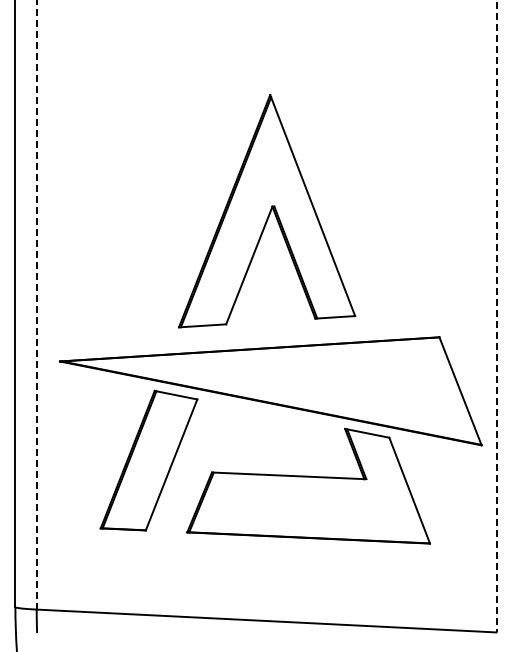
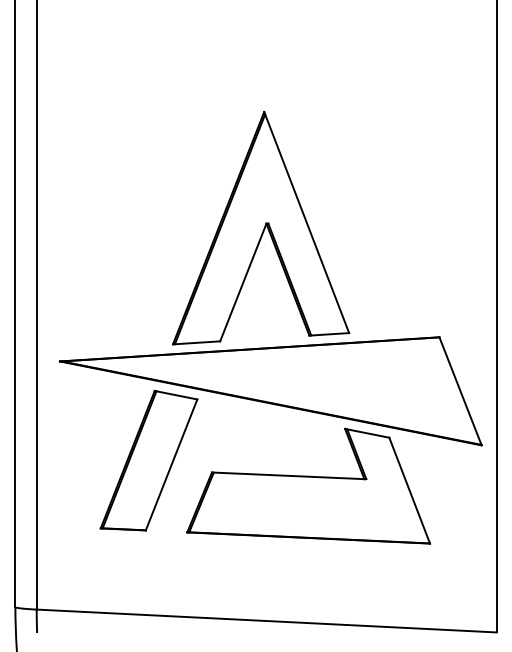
part position: (267, 210) -> (261, 227) (261, 227)
line: dashed -> solid (36, 304)
line: dashed -> solid (496, 316)
